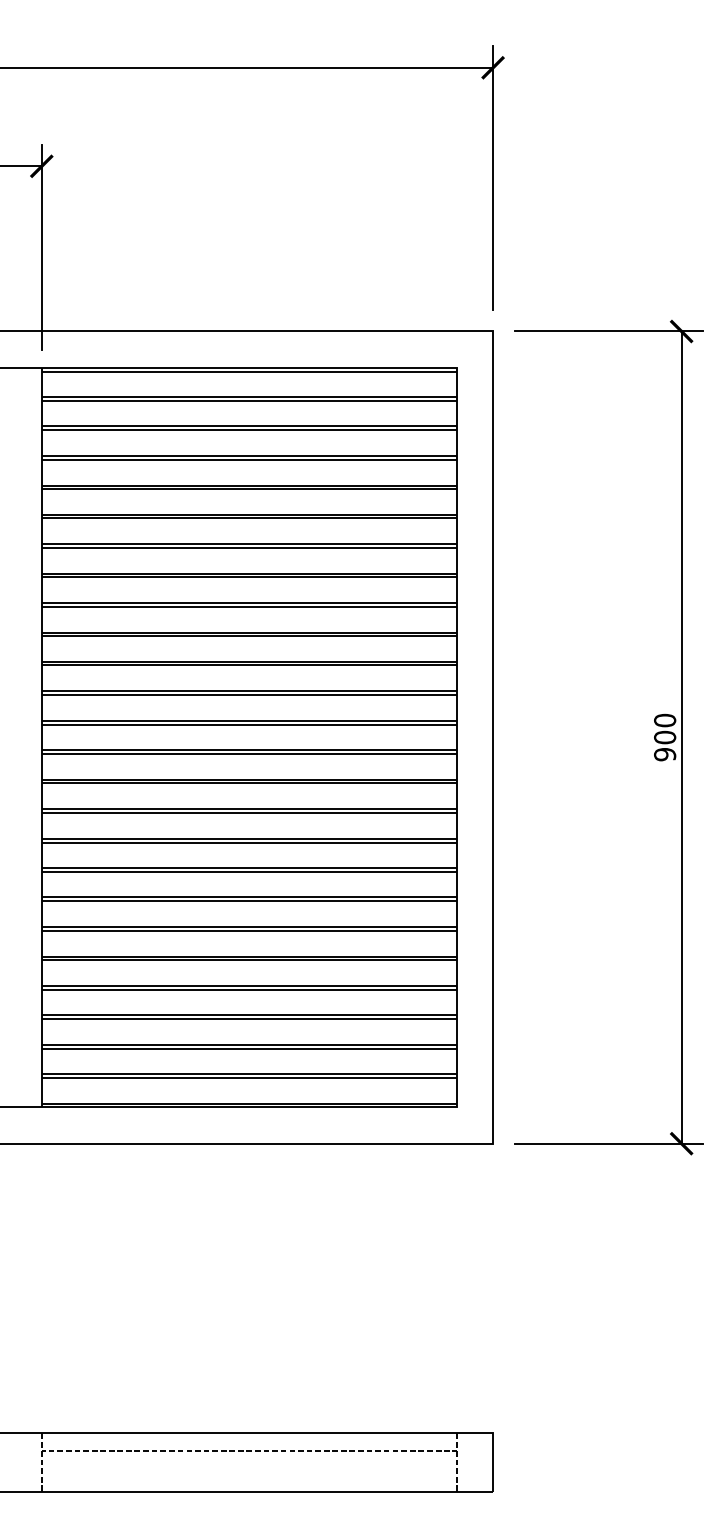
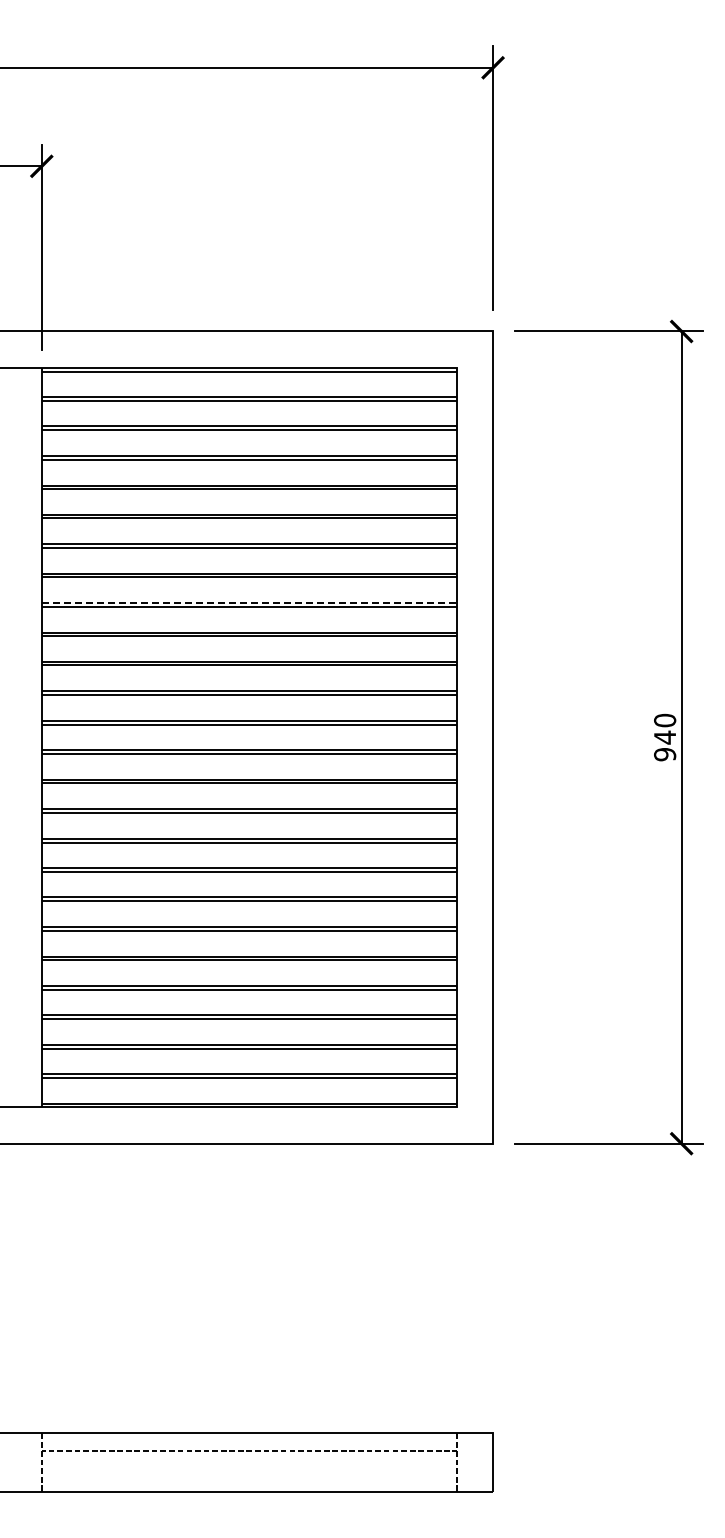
line: solid -> dashed (249, 602)
text: 900 -> 940 (665, 737)
